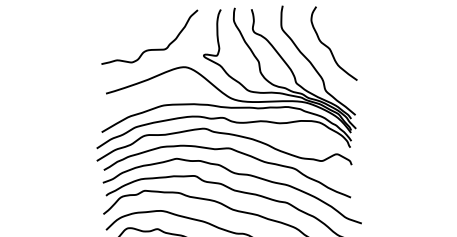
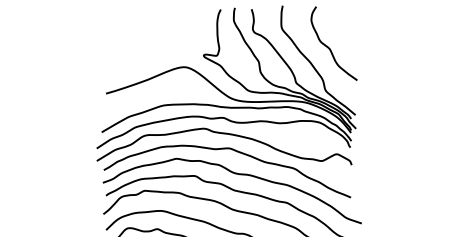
curve: present -> none (149, 49)
